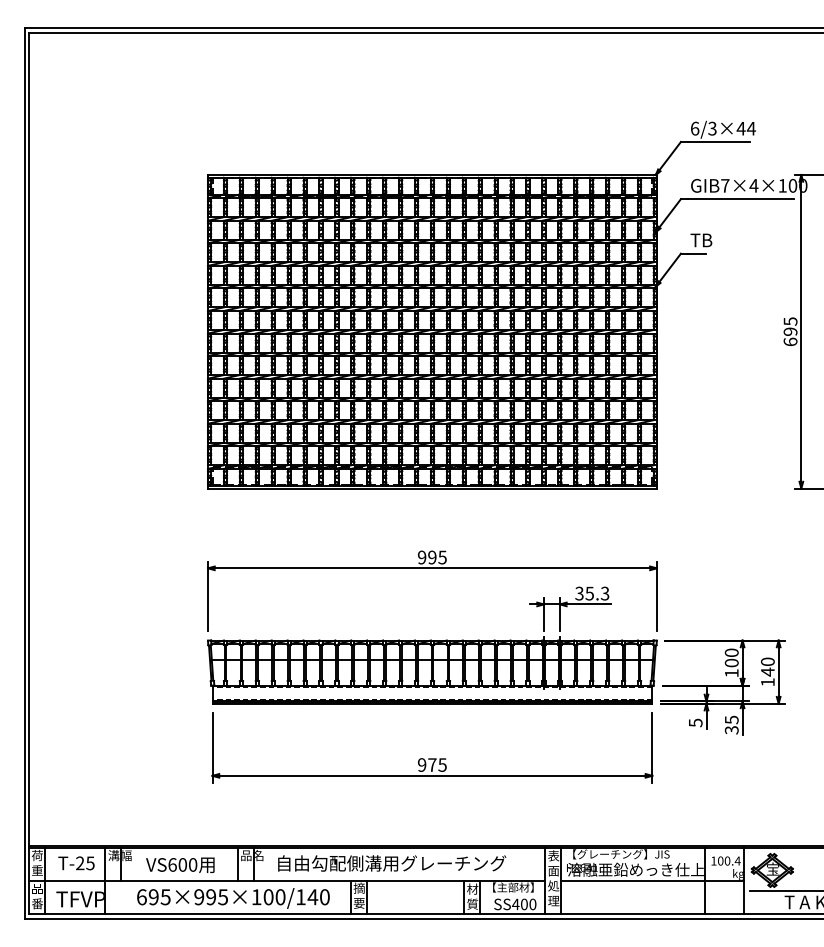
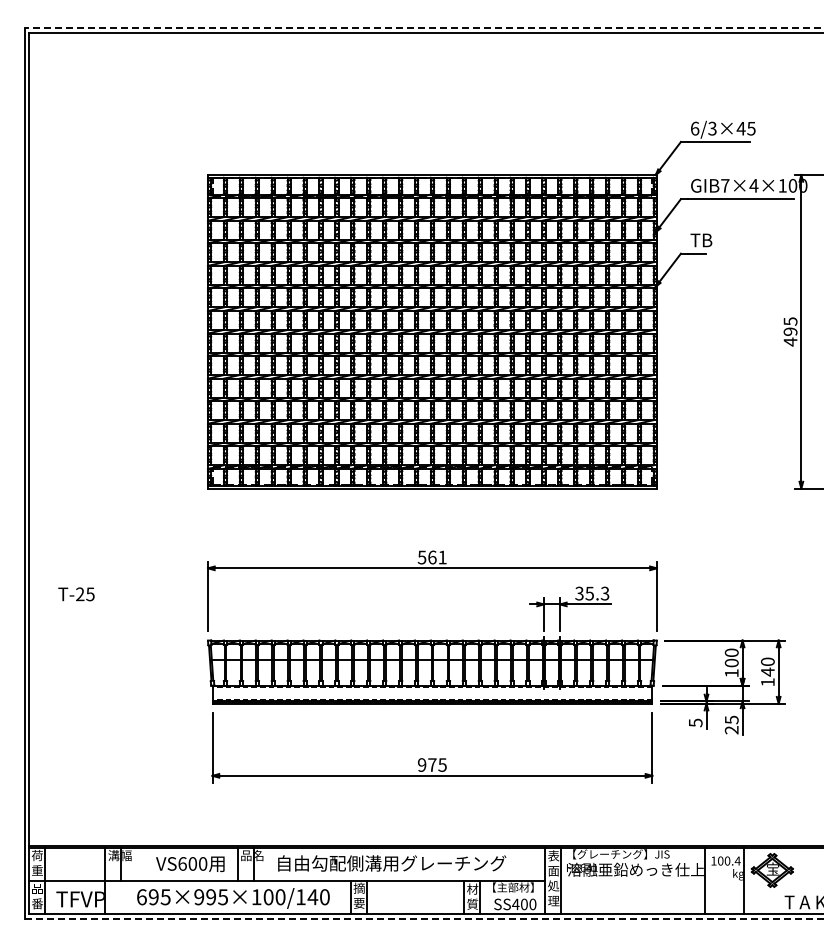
line: solid -> dashed (423, 28)
text: 6/3×44 -> 6/3×45 (750, 128)
text: 695 -> 495 (790, 341)
text: 995 -> 561 (431, 557)
text: 35 -> 25 (731, 730)
text position: (76, 863) -> (76, 594) (76, 594)
text position: (180, 864) -> (190, 863) (190, 863)
line: present -> none (651, 881)
line: present -> none (784, 890)
line: solid -> dashed (424, 918)
